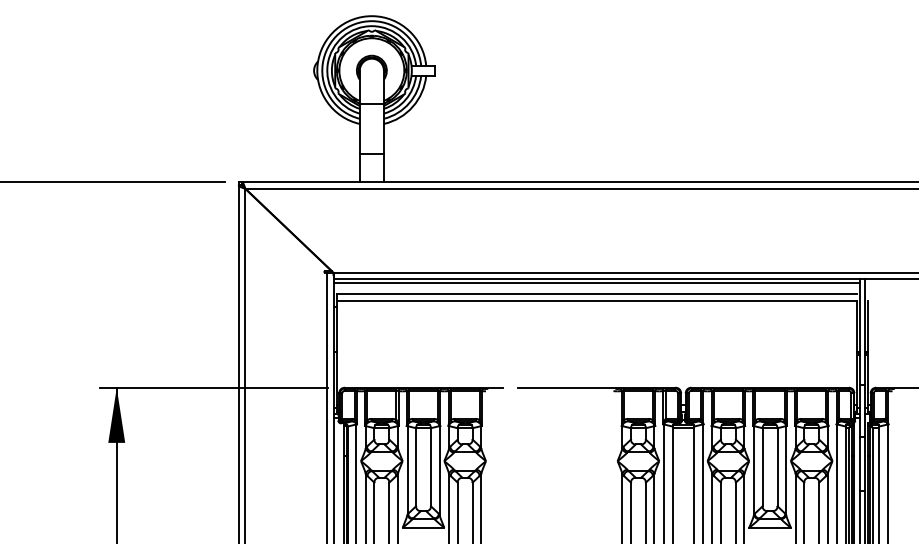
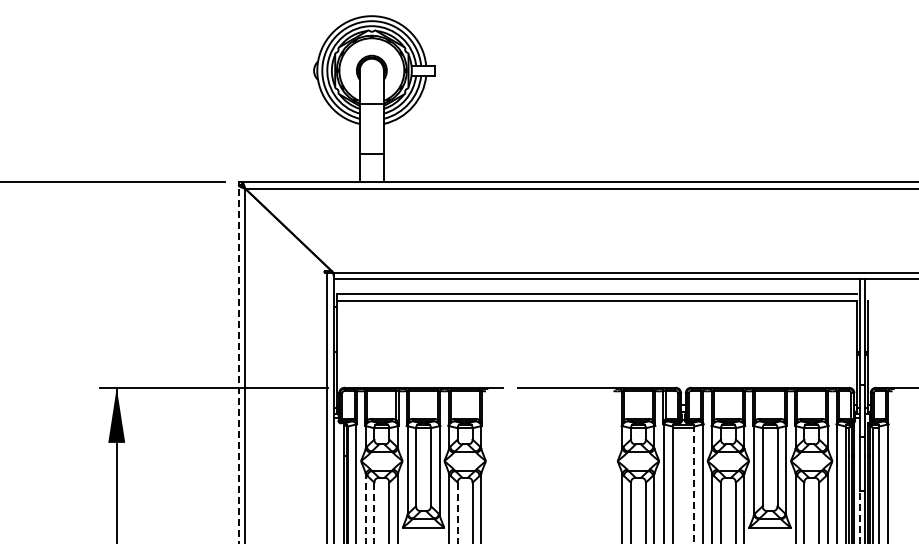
line: present -> none (596, 282)
line: solid -> dashed (238, 364)
line: solid -> dashed (694, 484)
line: solid -> dashed (365, 508)
line: solid -> dashed (374, 513)
line: solid -> dashed (457, 513)
line: solid -> dashed (860, 517)
